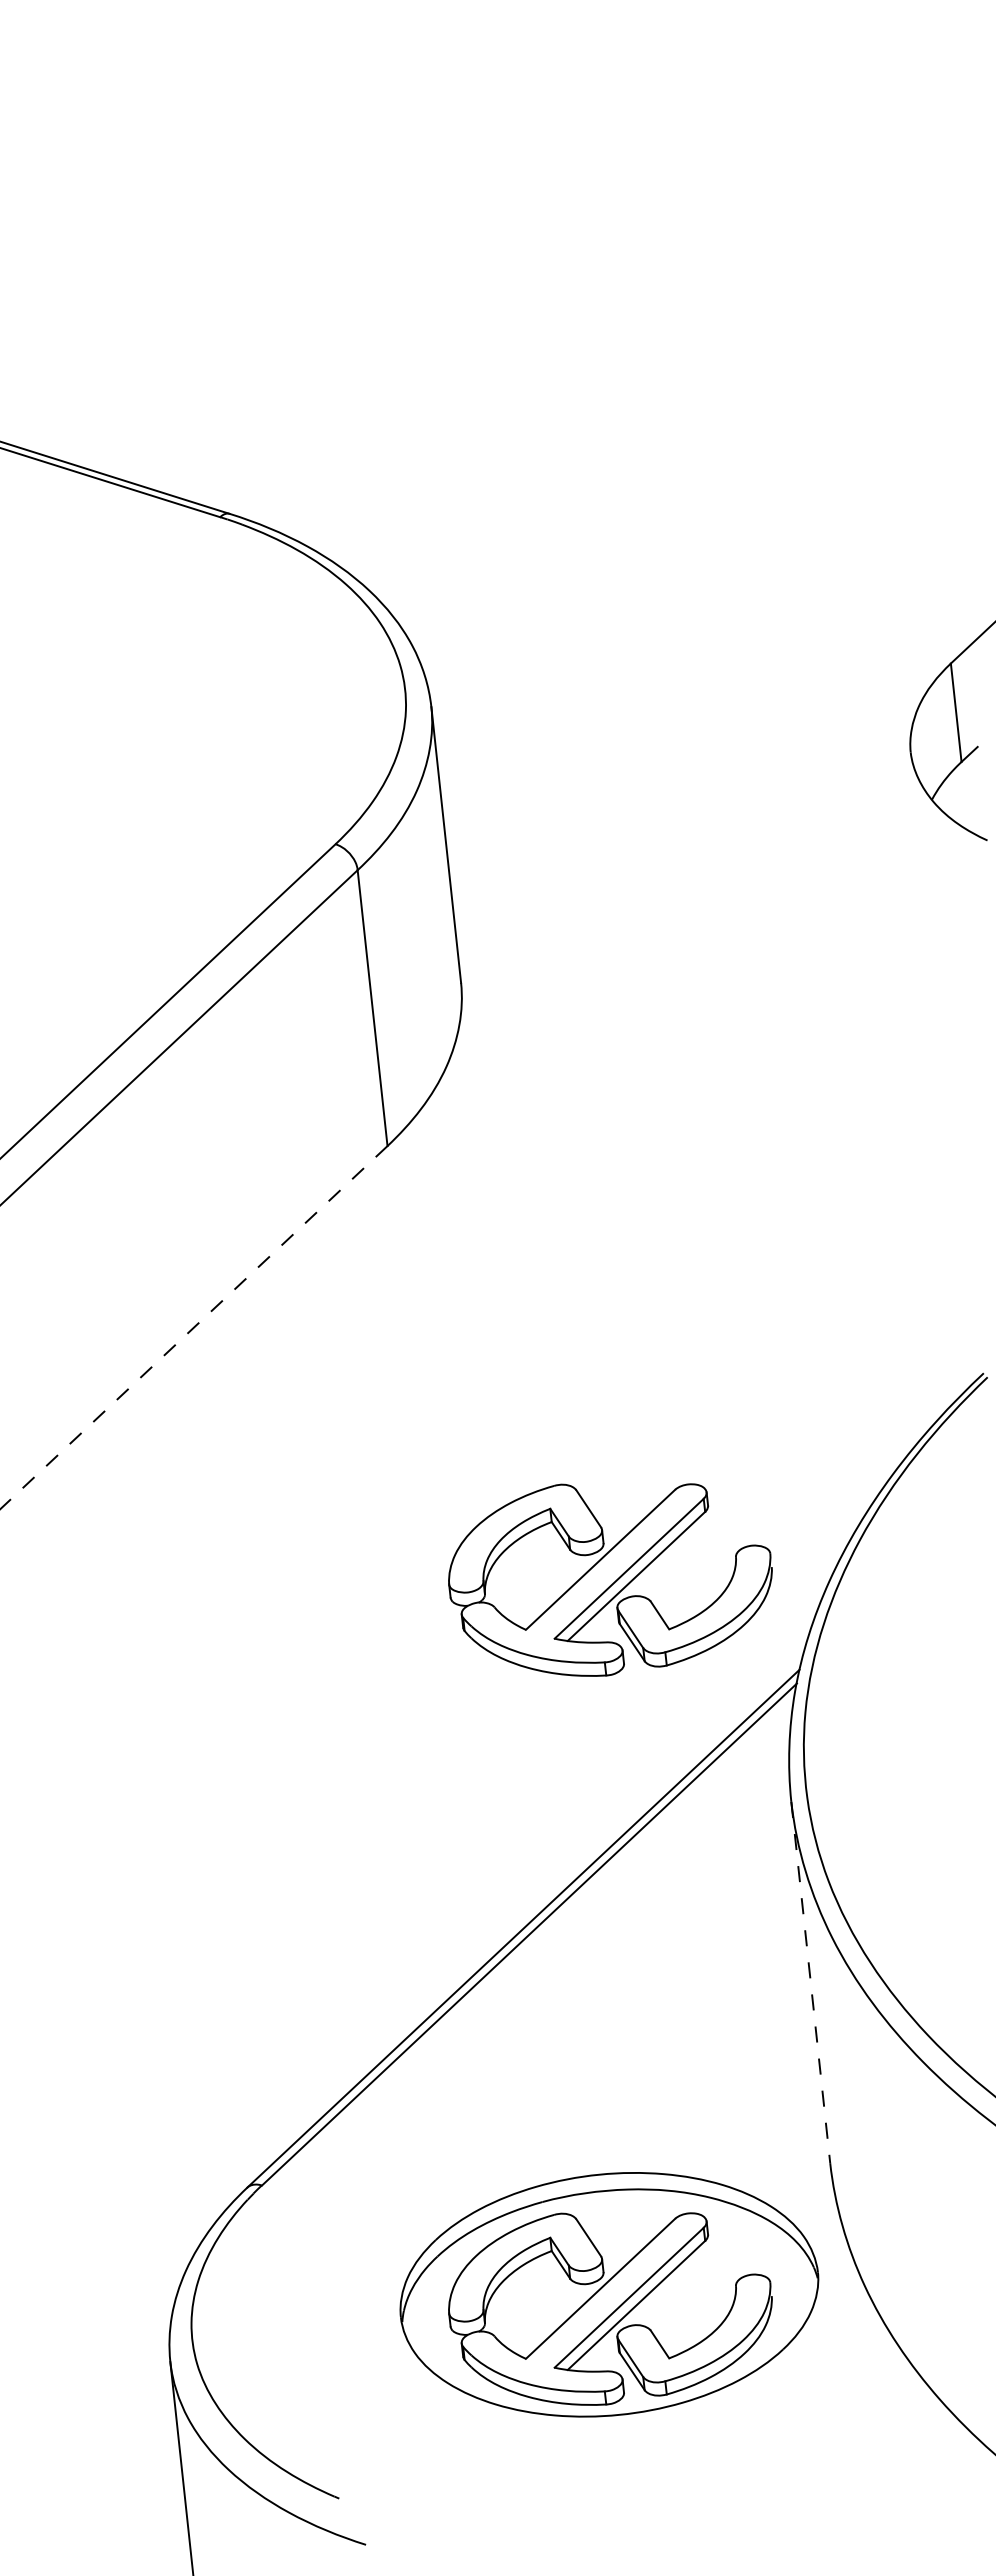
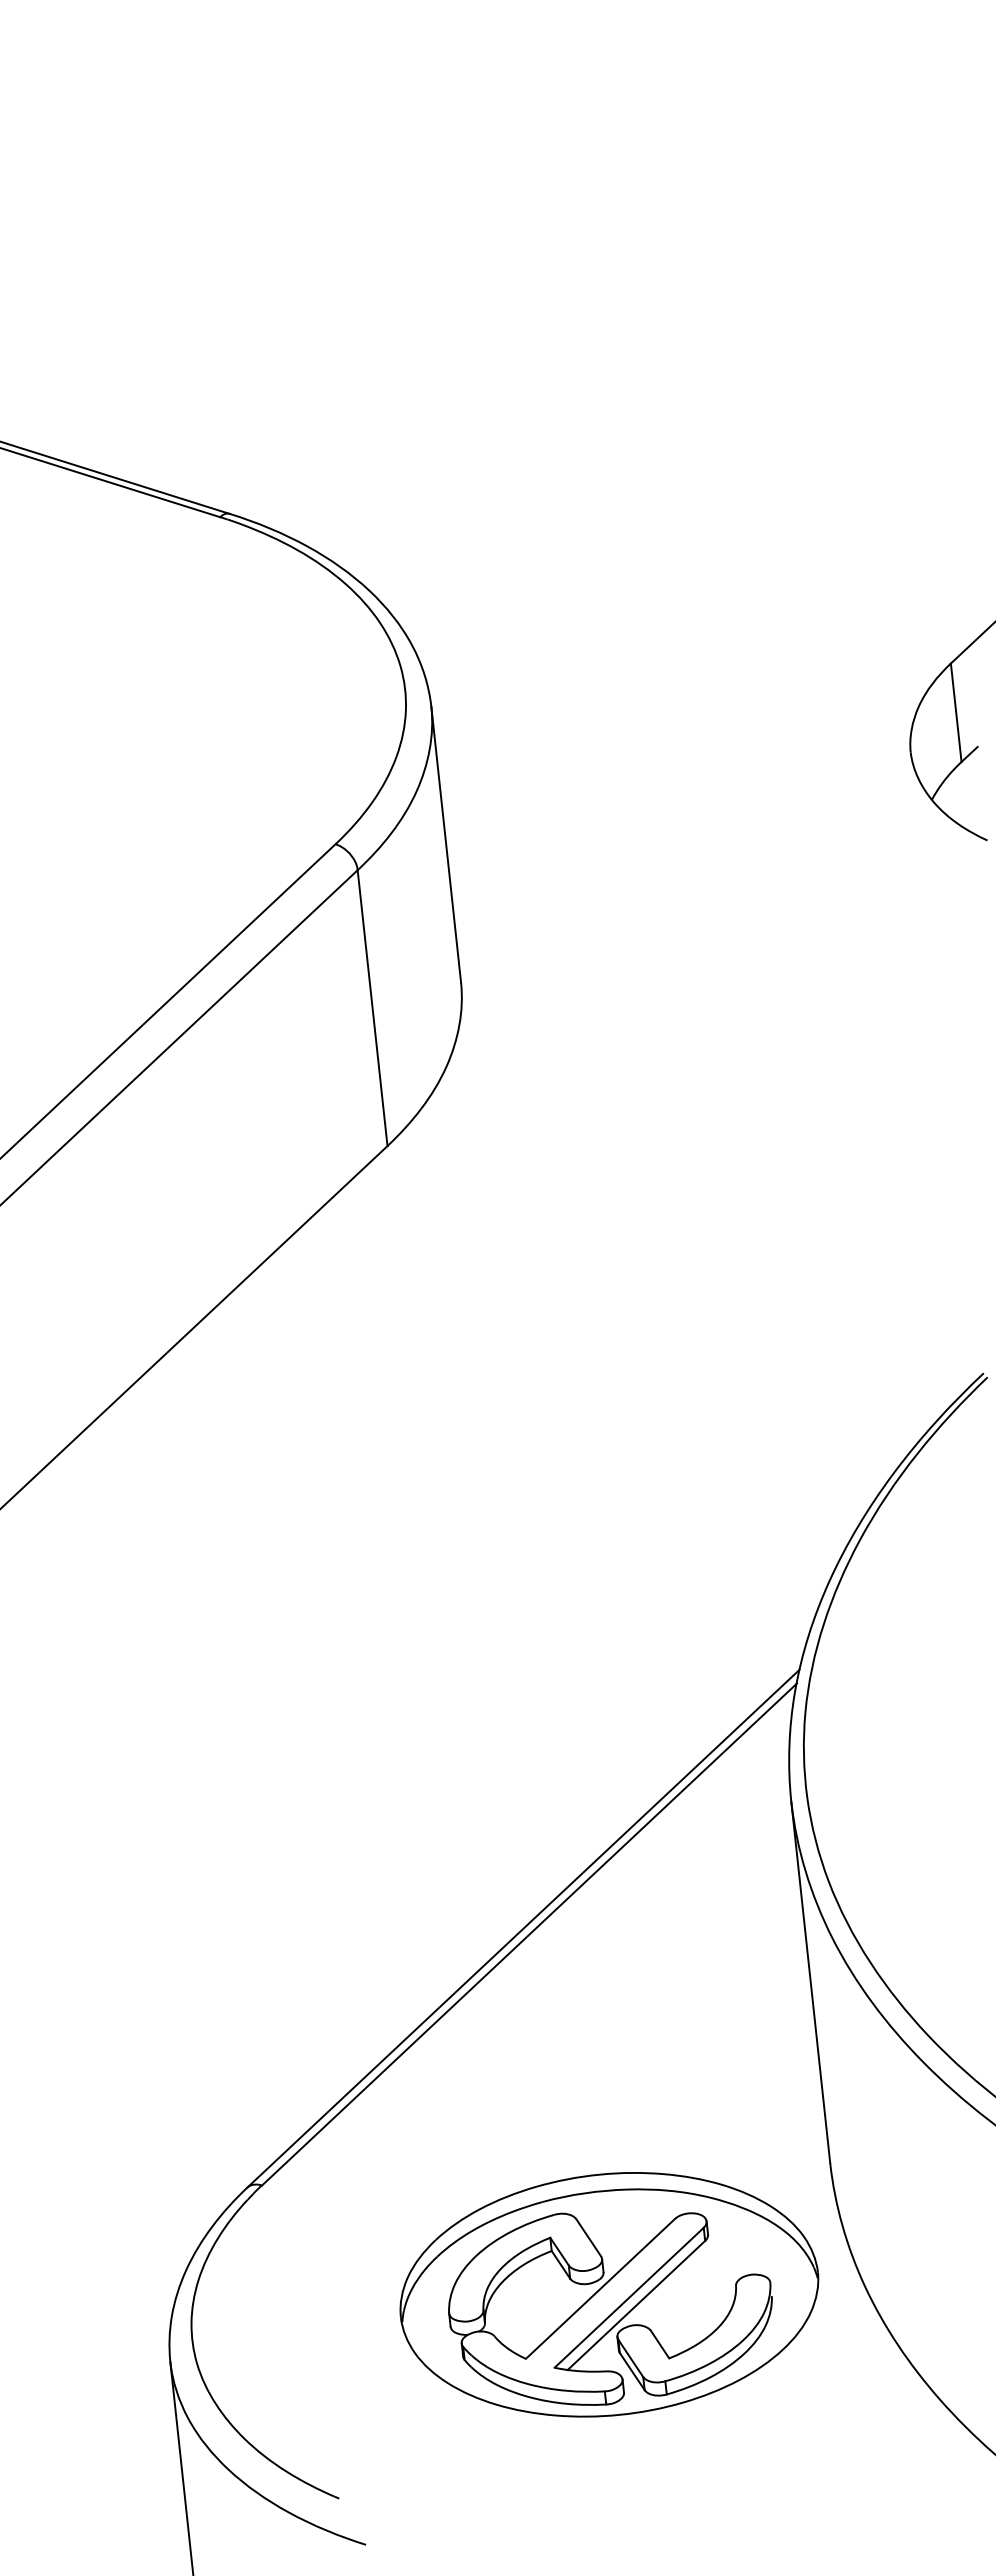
line: dashed -> solid (193, 1327)
part: present -> none (610, 1579)
line: dashed -> solid (810, 1982)
